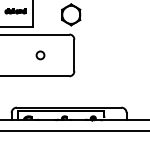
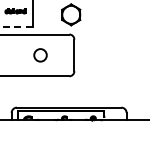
line: solid -> dashed (16, 27)
circle size: 11x11 px -> 15x15 px (40, 55)
line: present -> none (74, 131)
